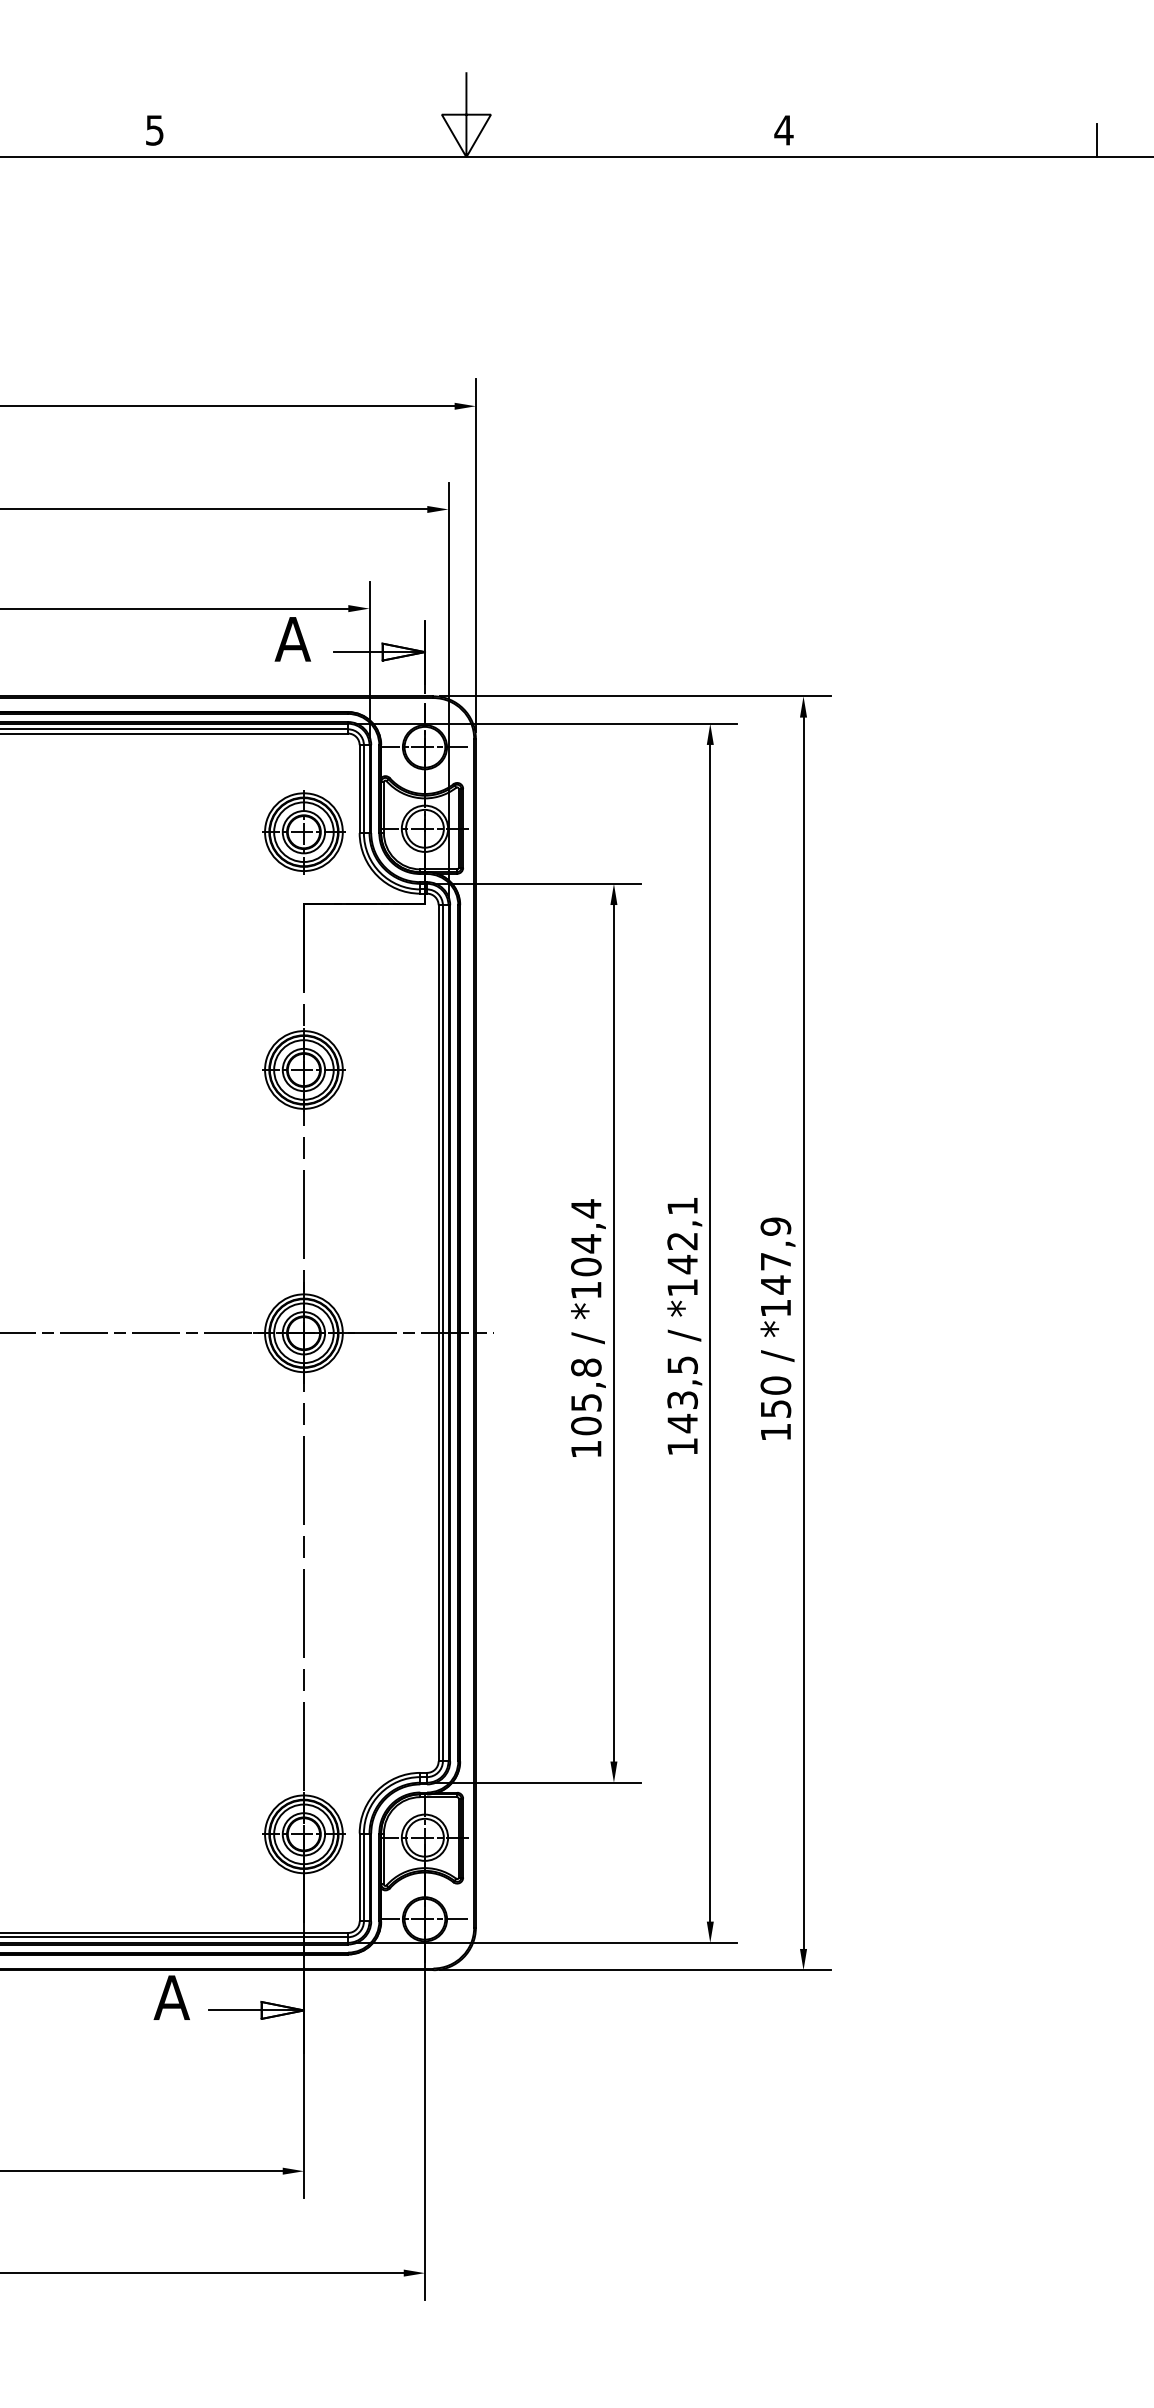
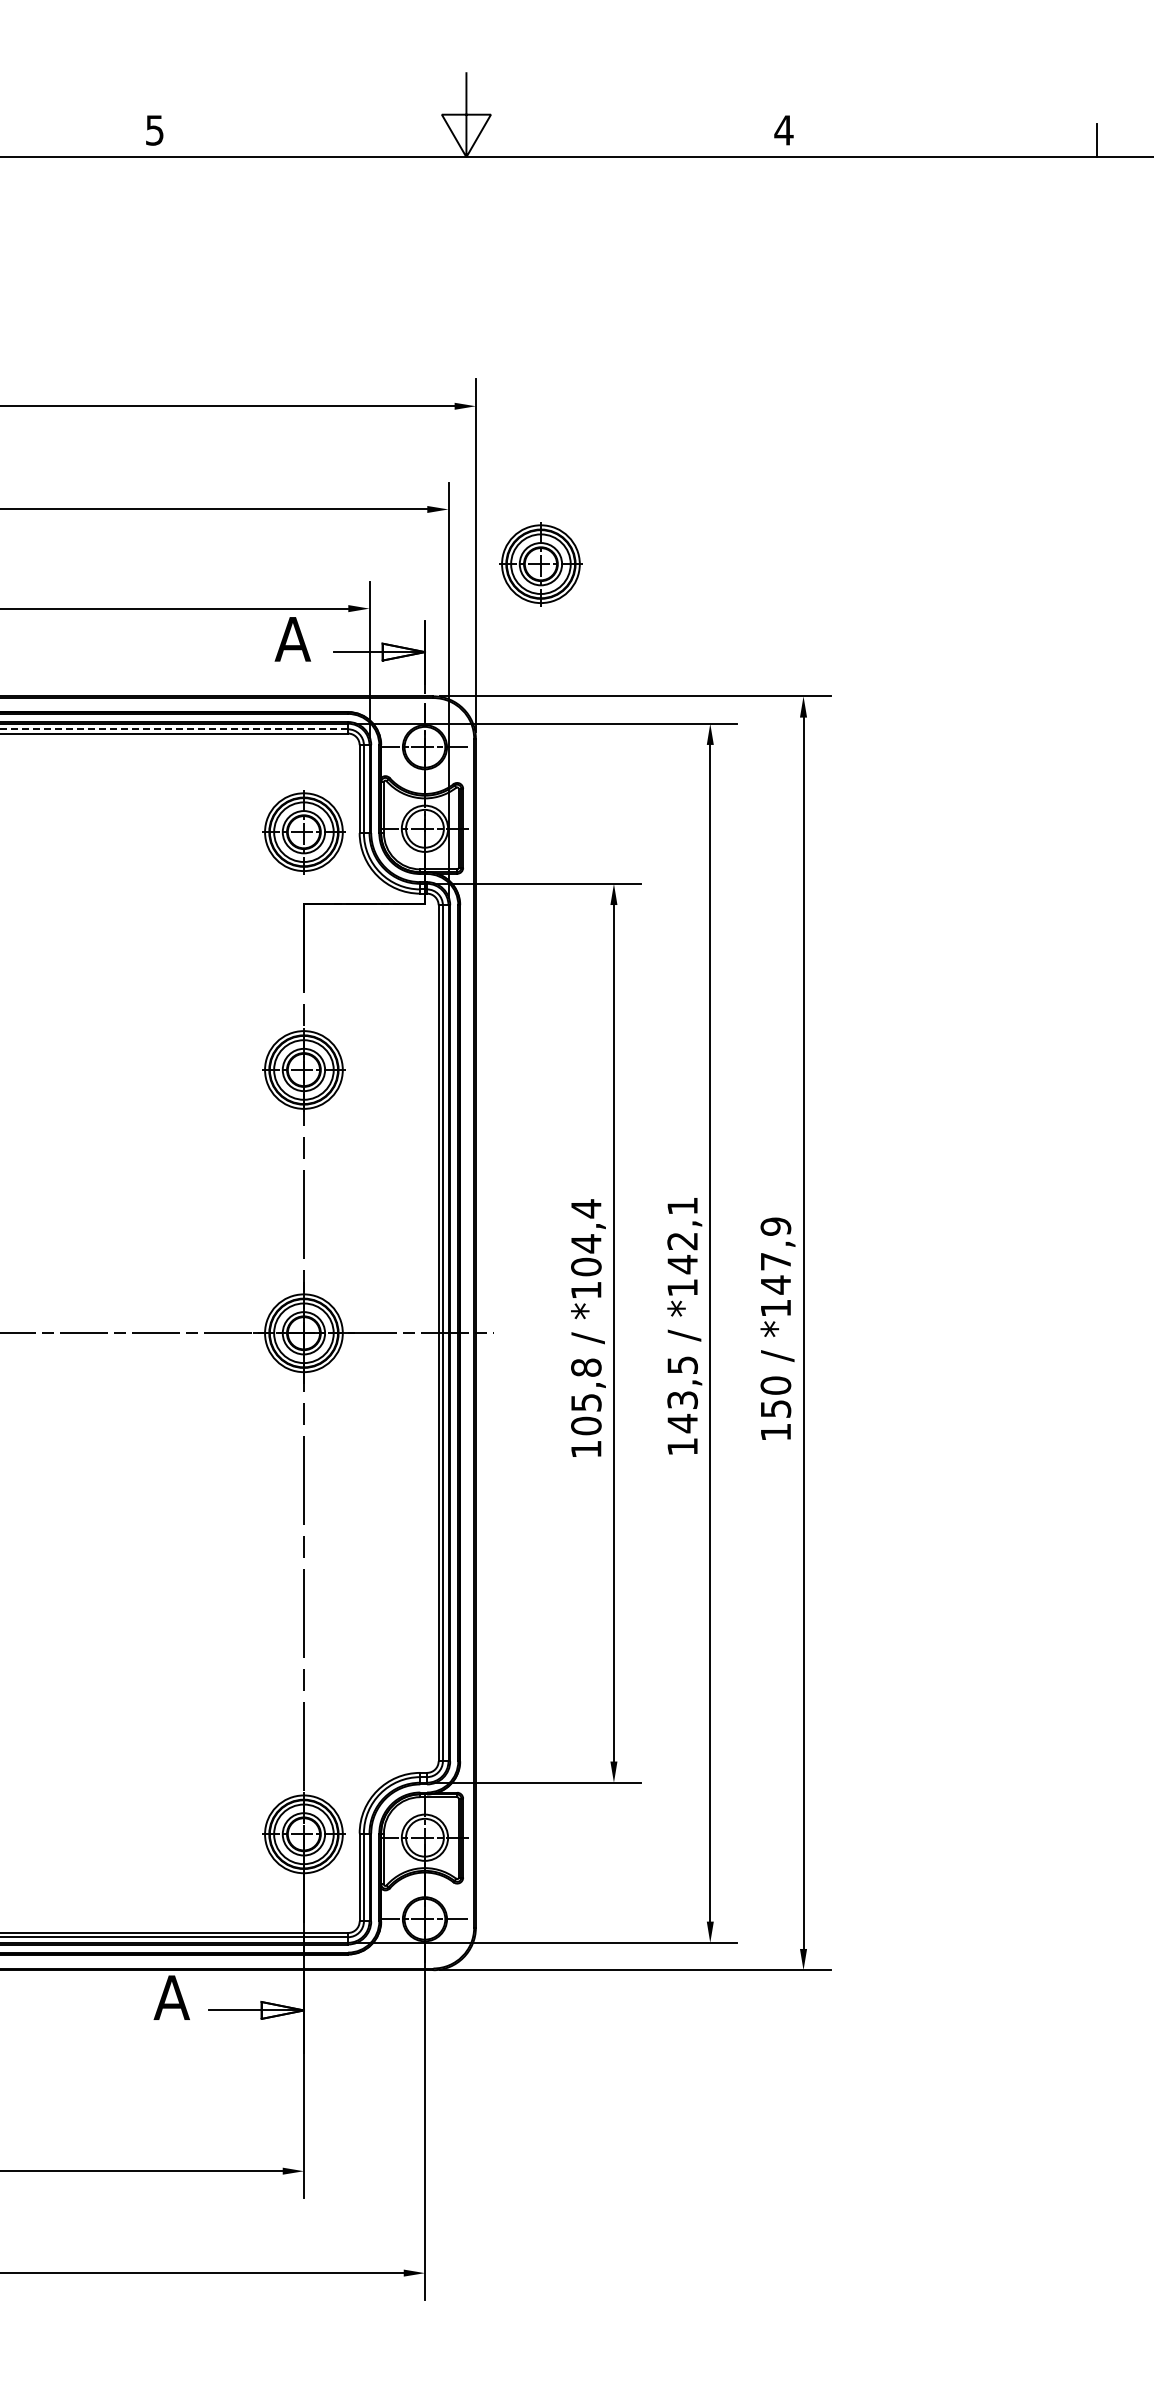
part: none -> present (540, 564)
line: solid -> dashed (174, 729)
